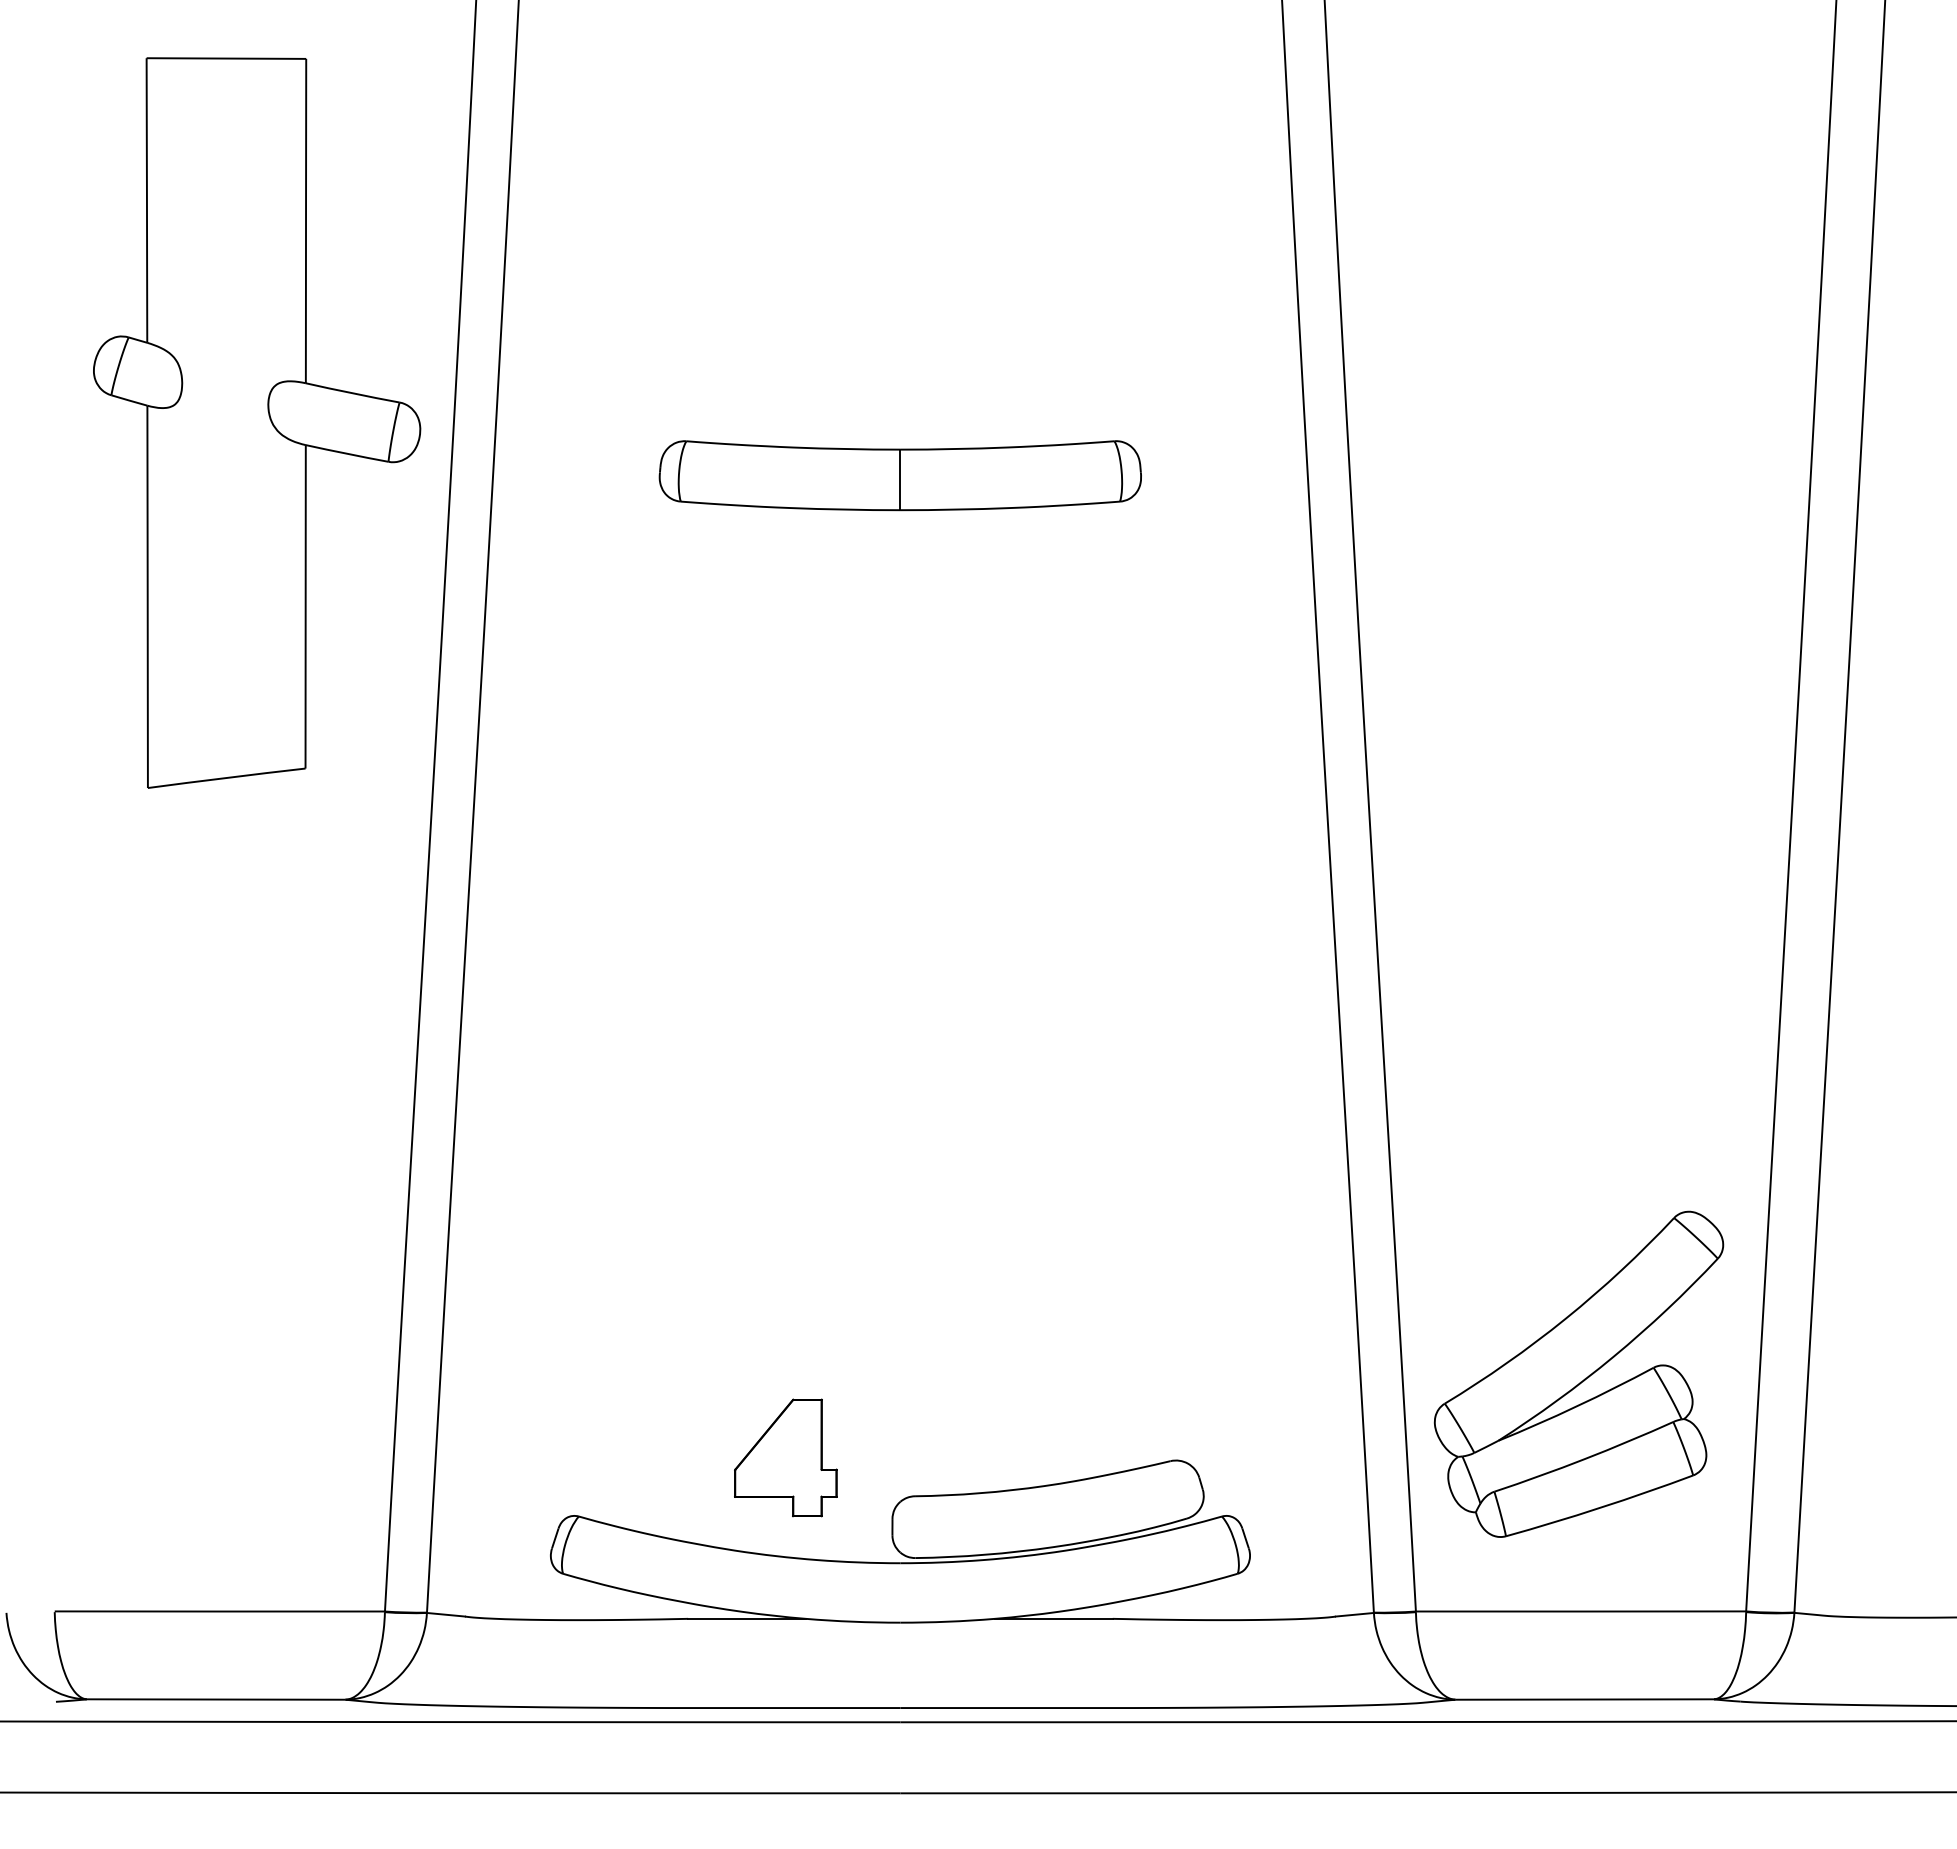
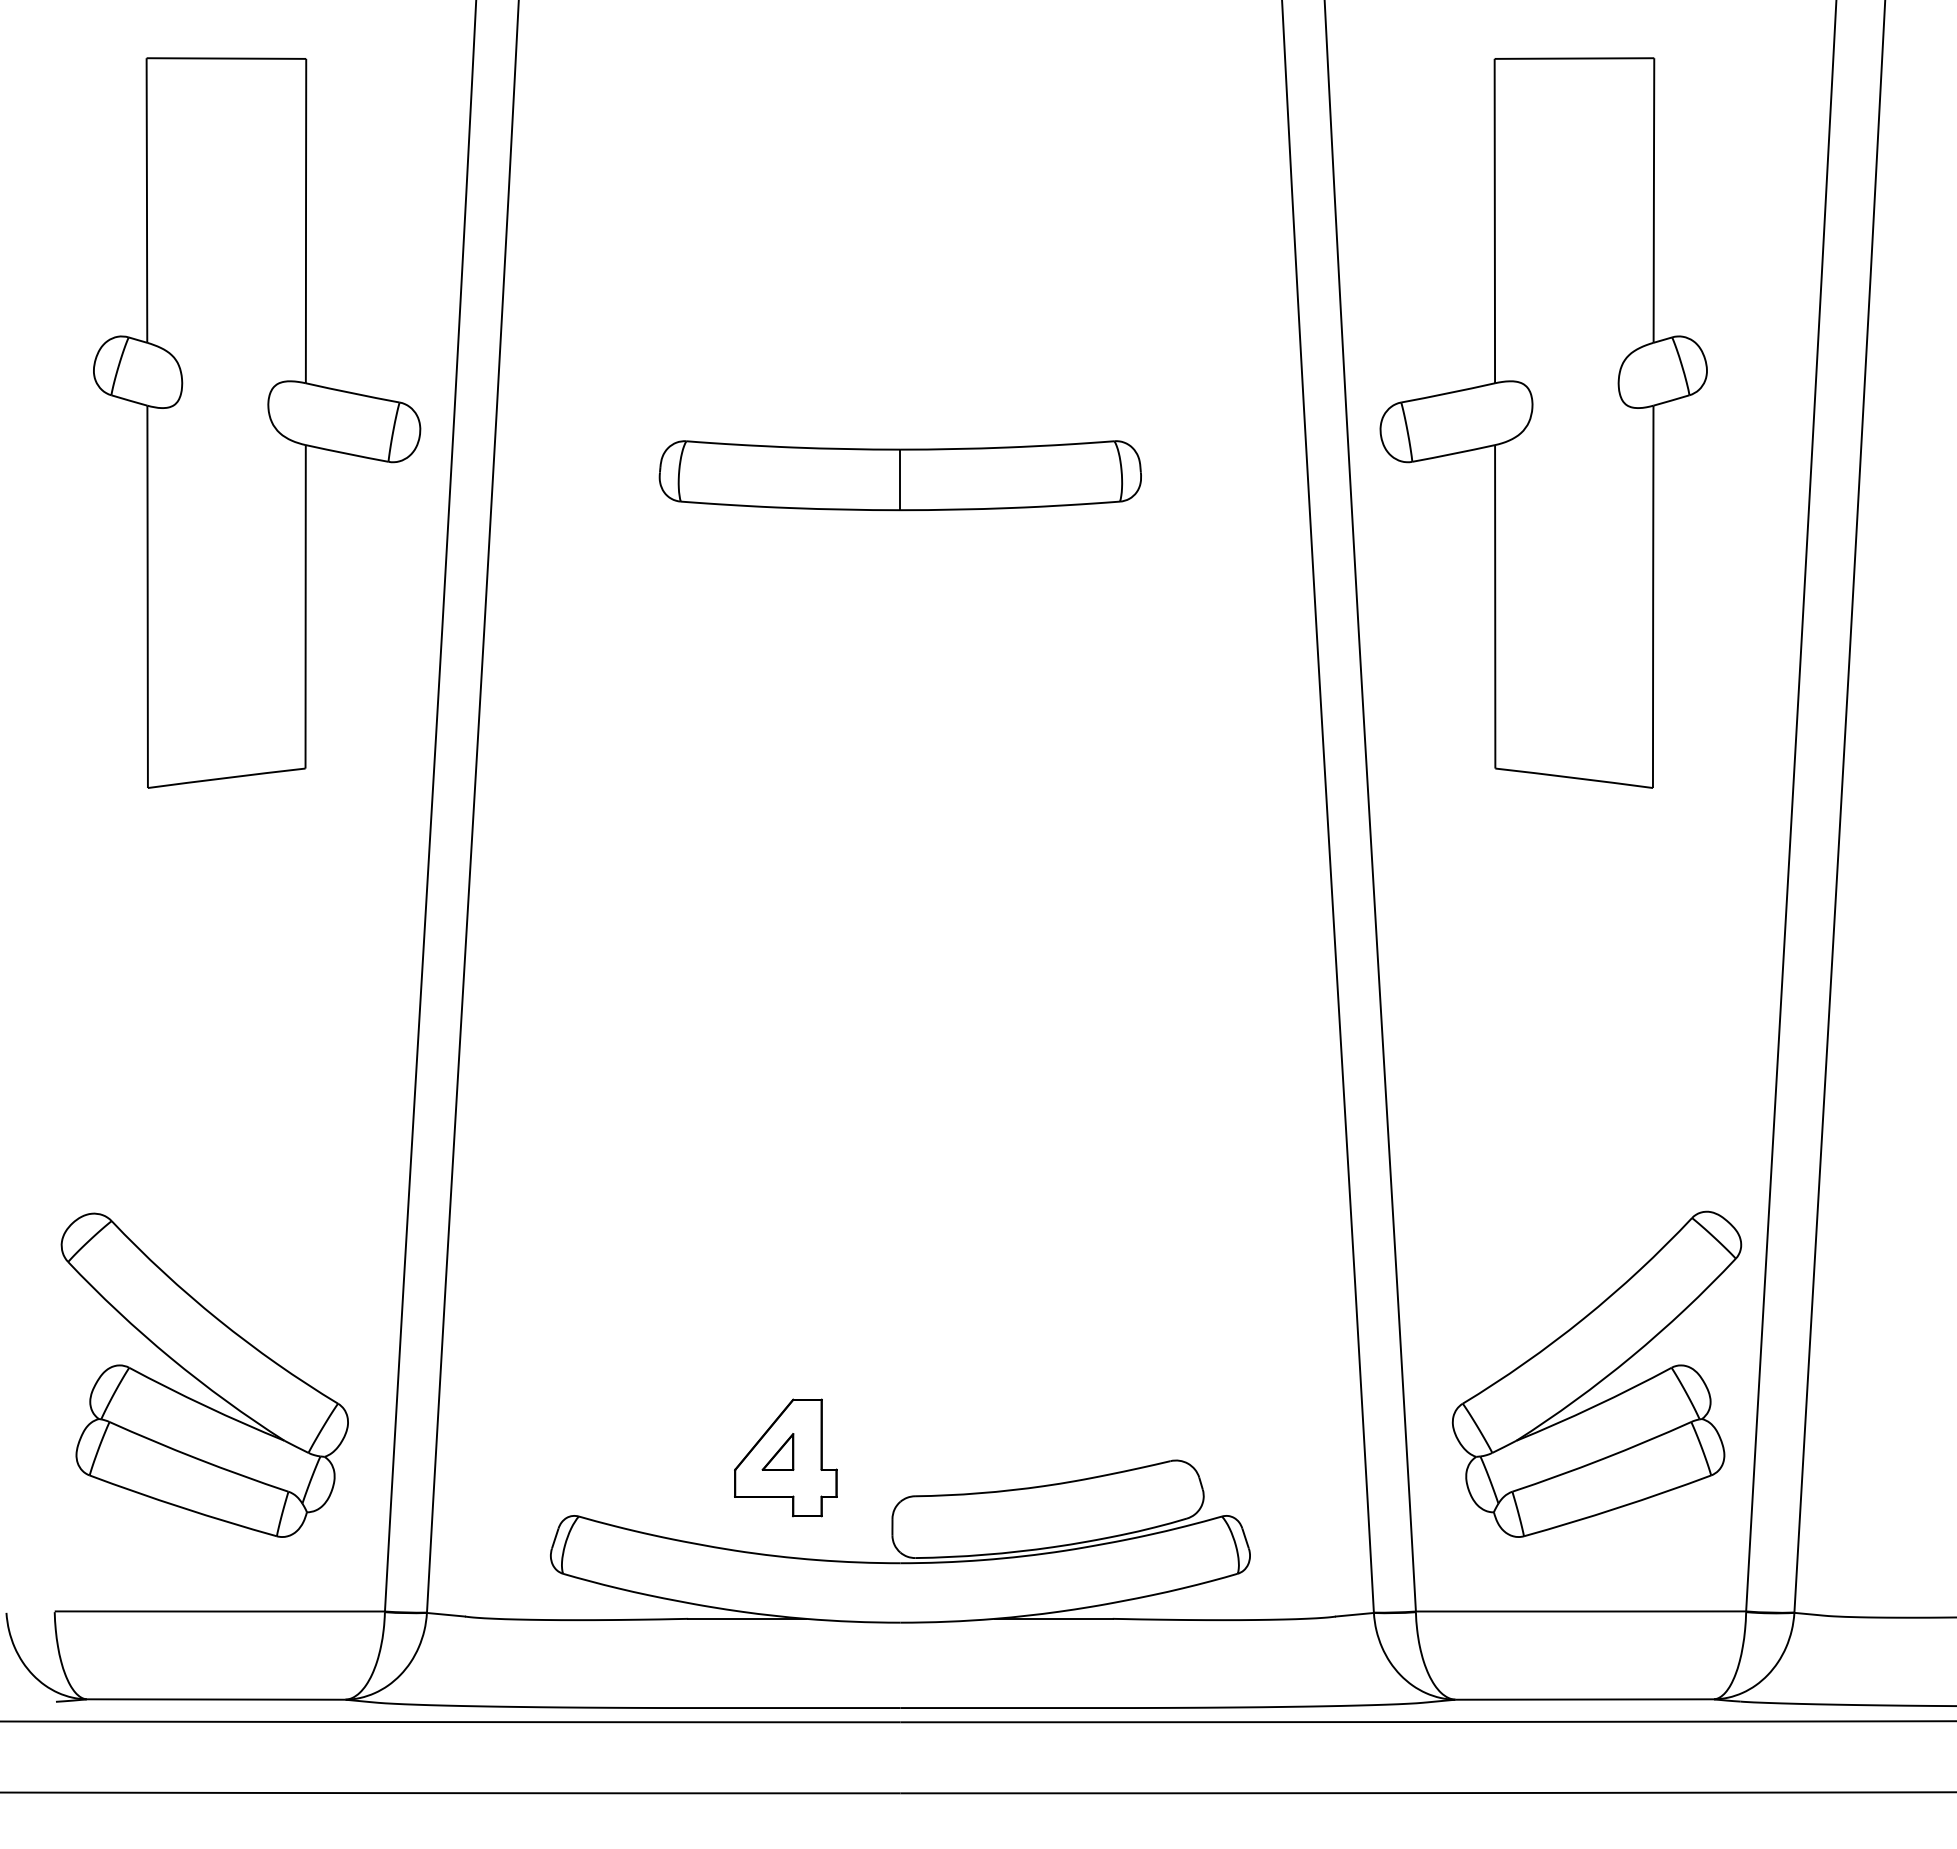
part: none -> present (1543, 422)
part position: (1578, 1373) -> (1596, 1373) (1596, 1373)
part: none -> present (204, 1374)
part: none -> present (777, 1451)
